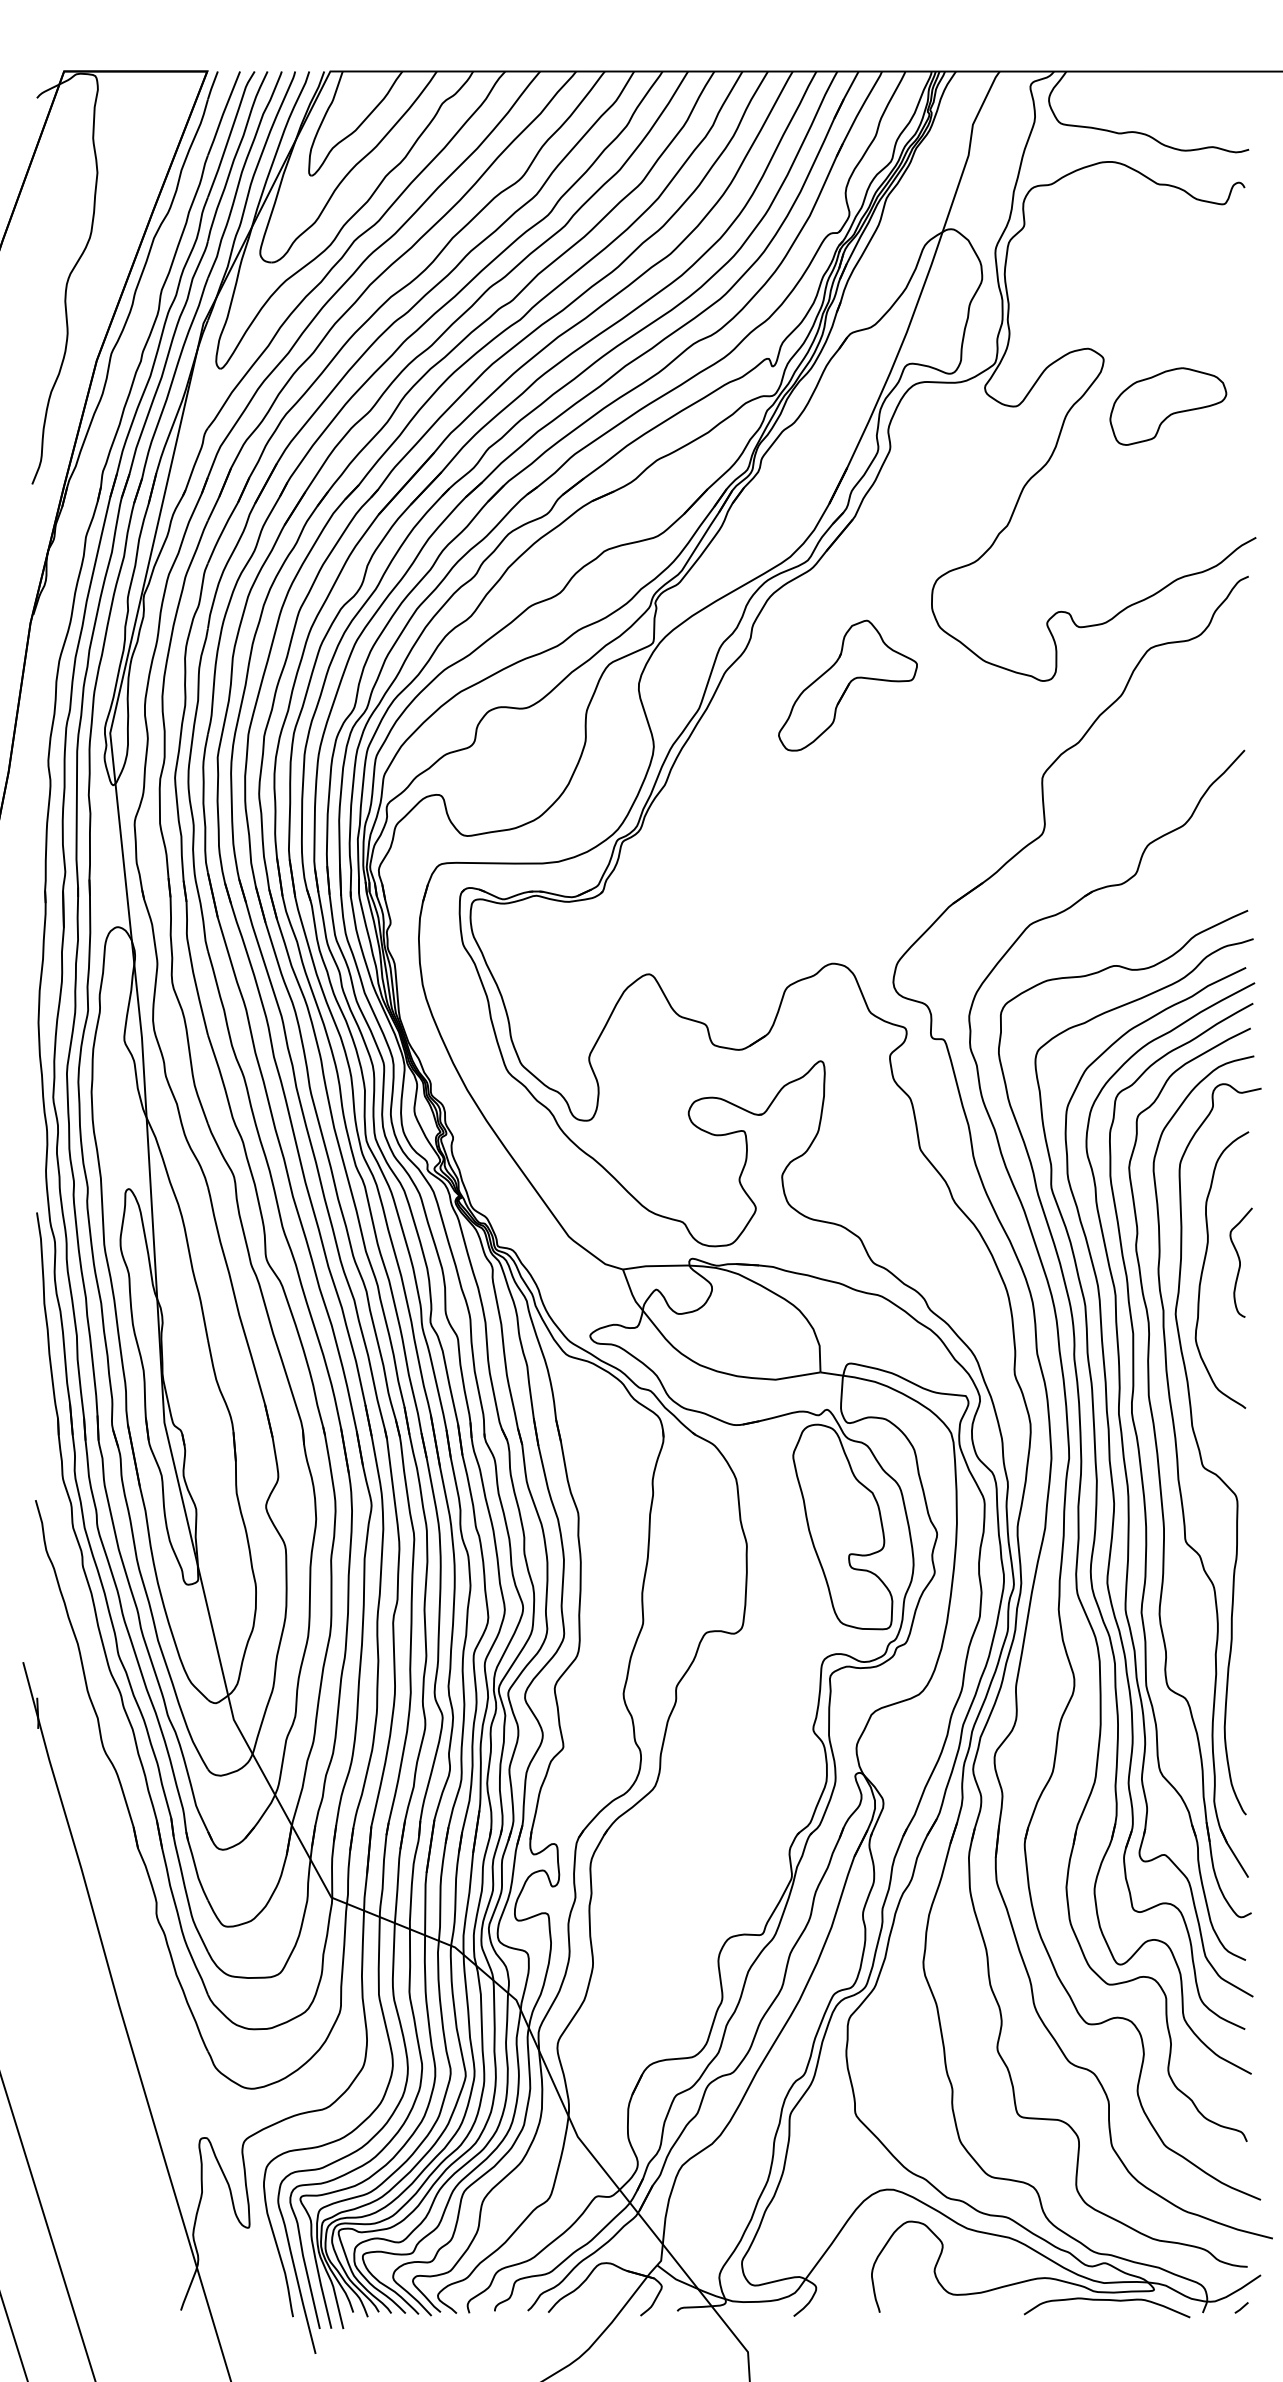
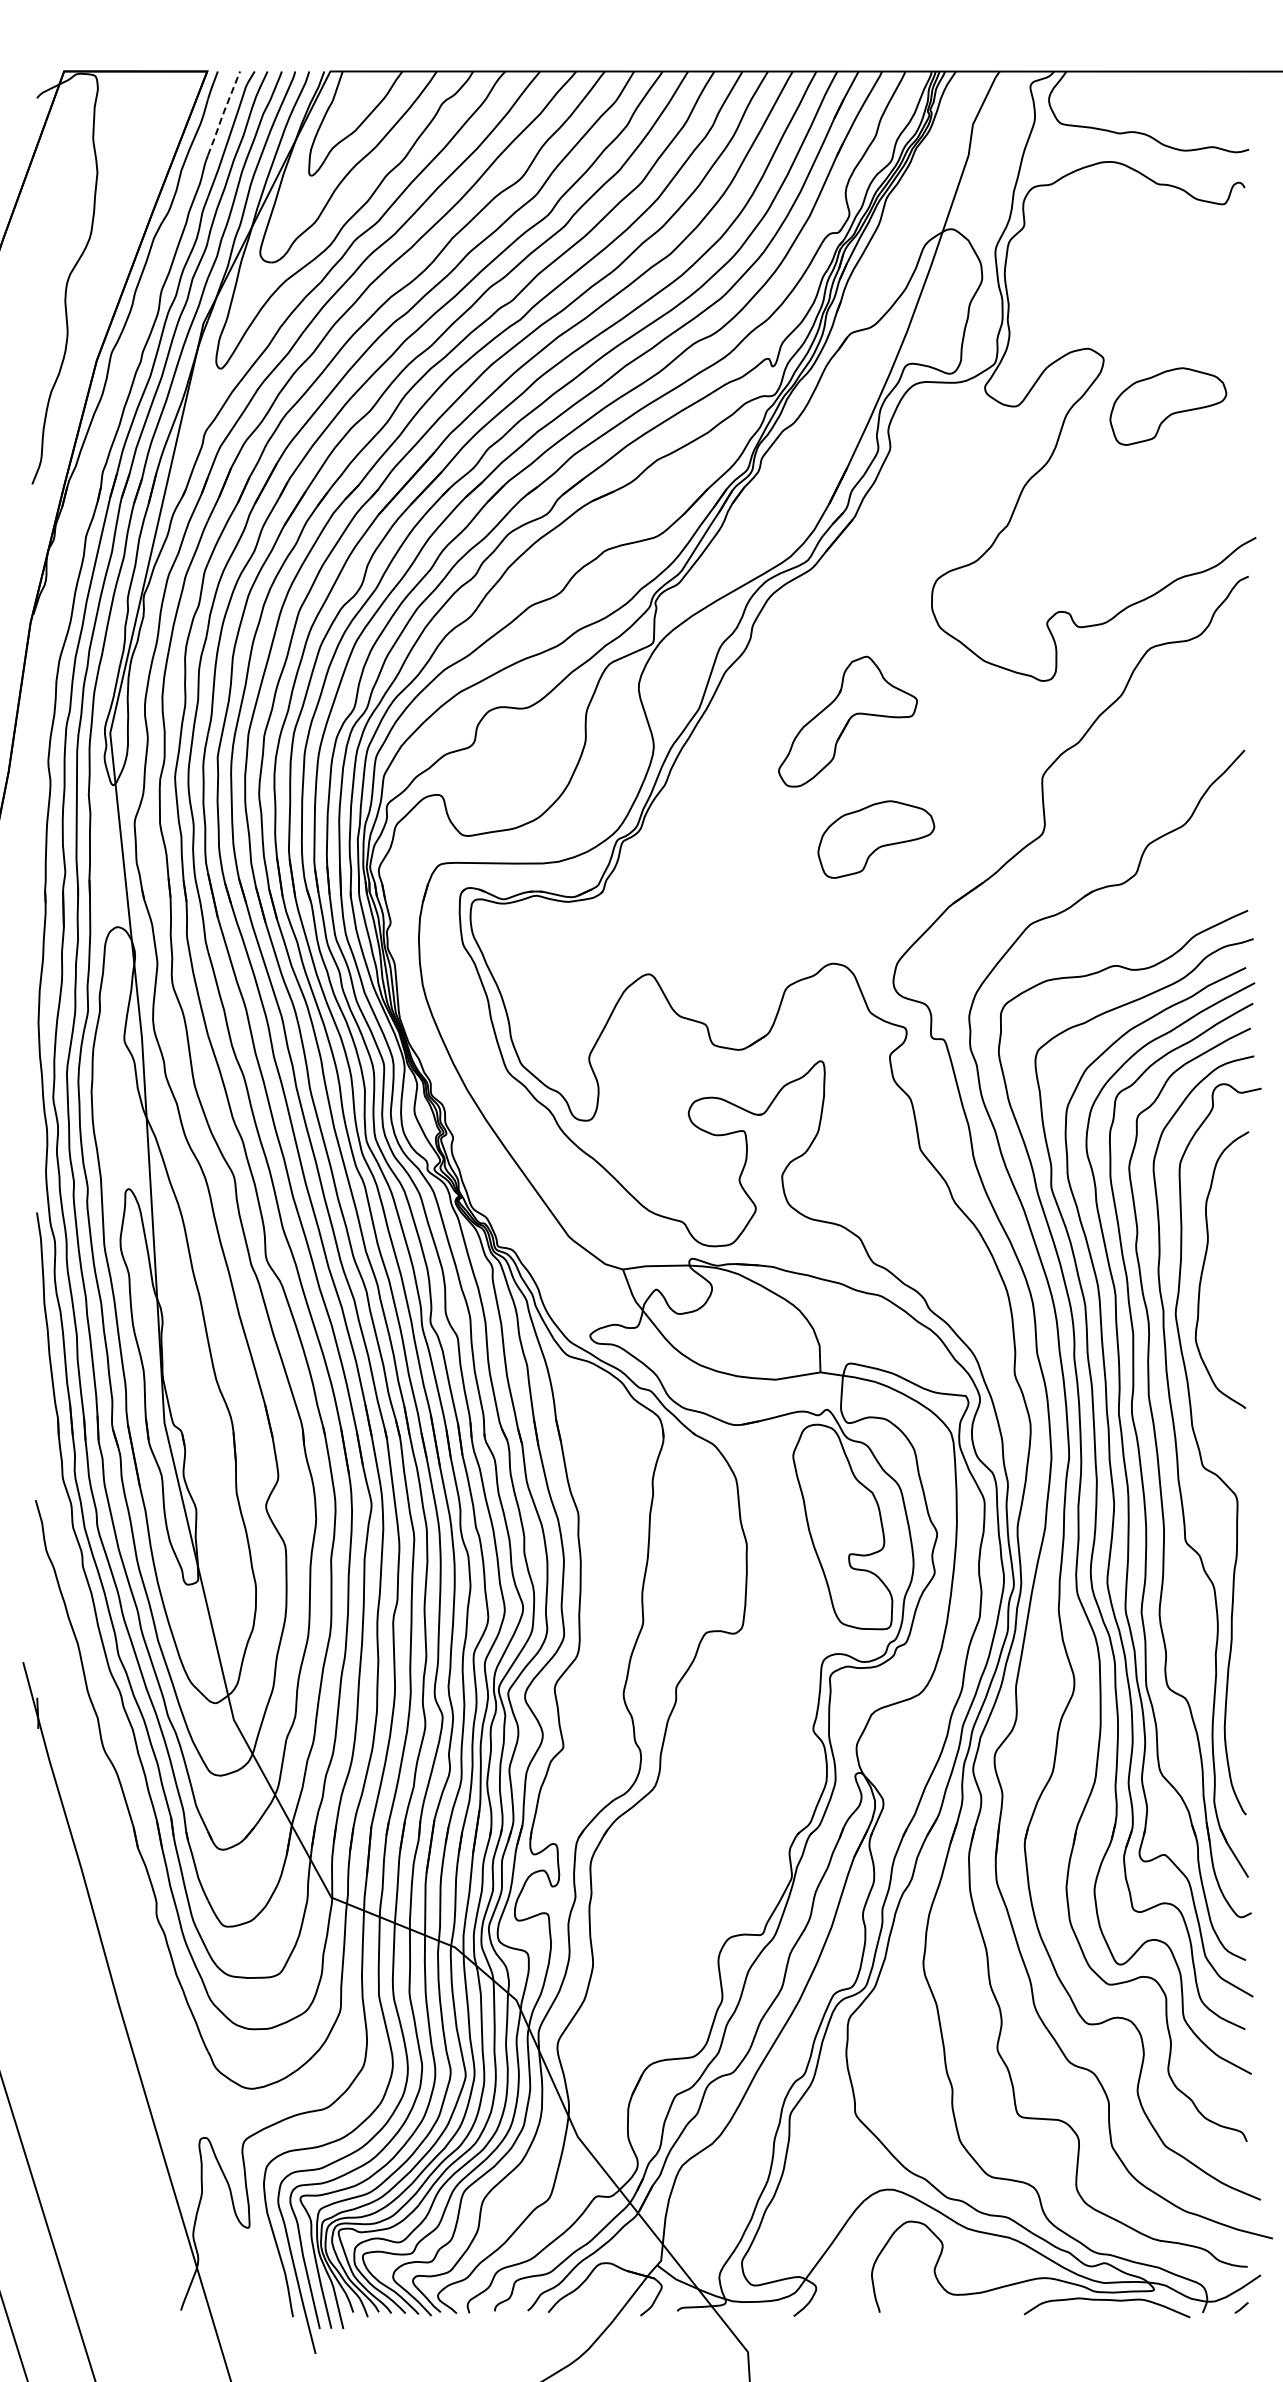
line: solid -> dashed (223, 113)
part position: (847, 685) -> (847, 721) (847, 721)
part: none -> present (876, 839)
curve: present -> none (1240, 1262)
